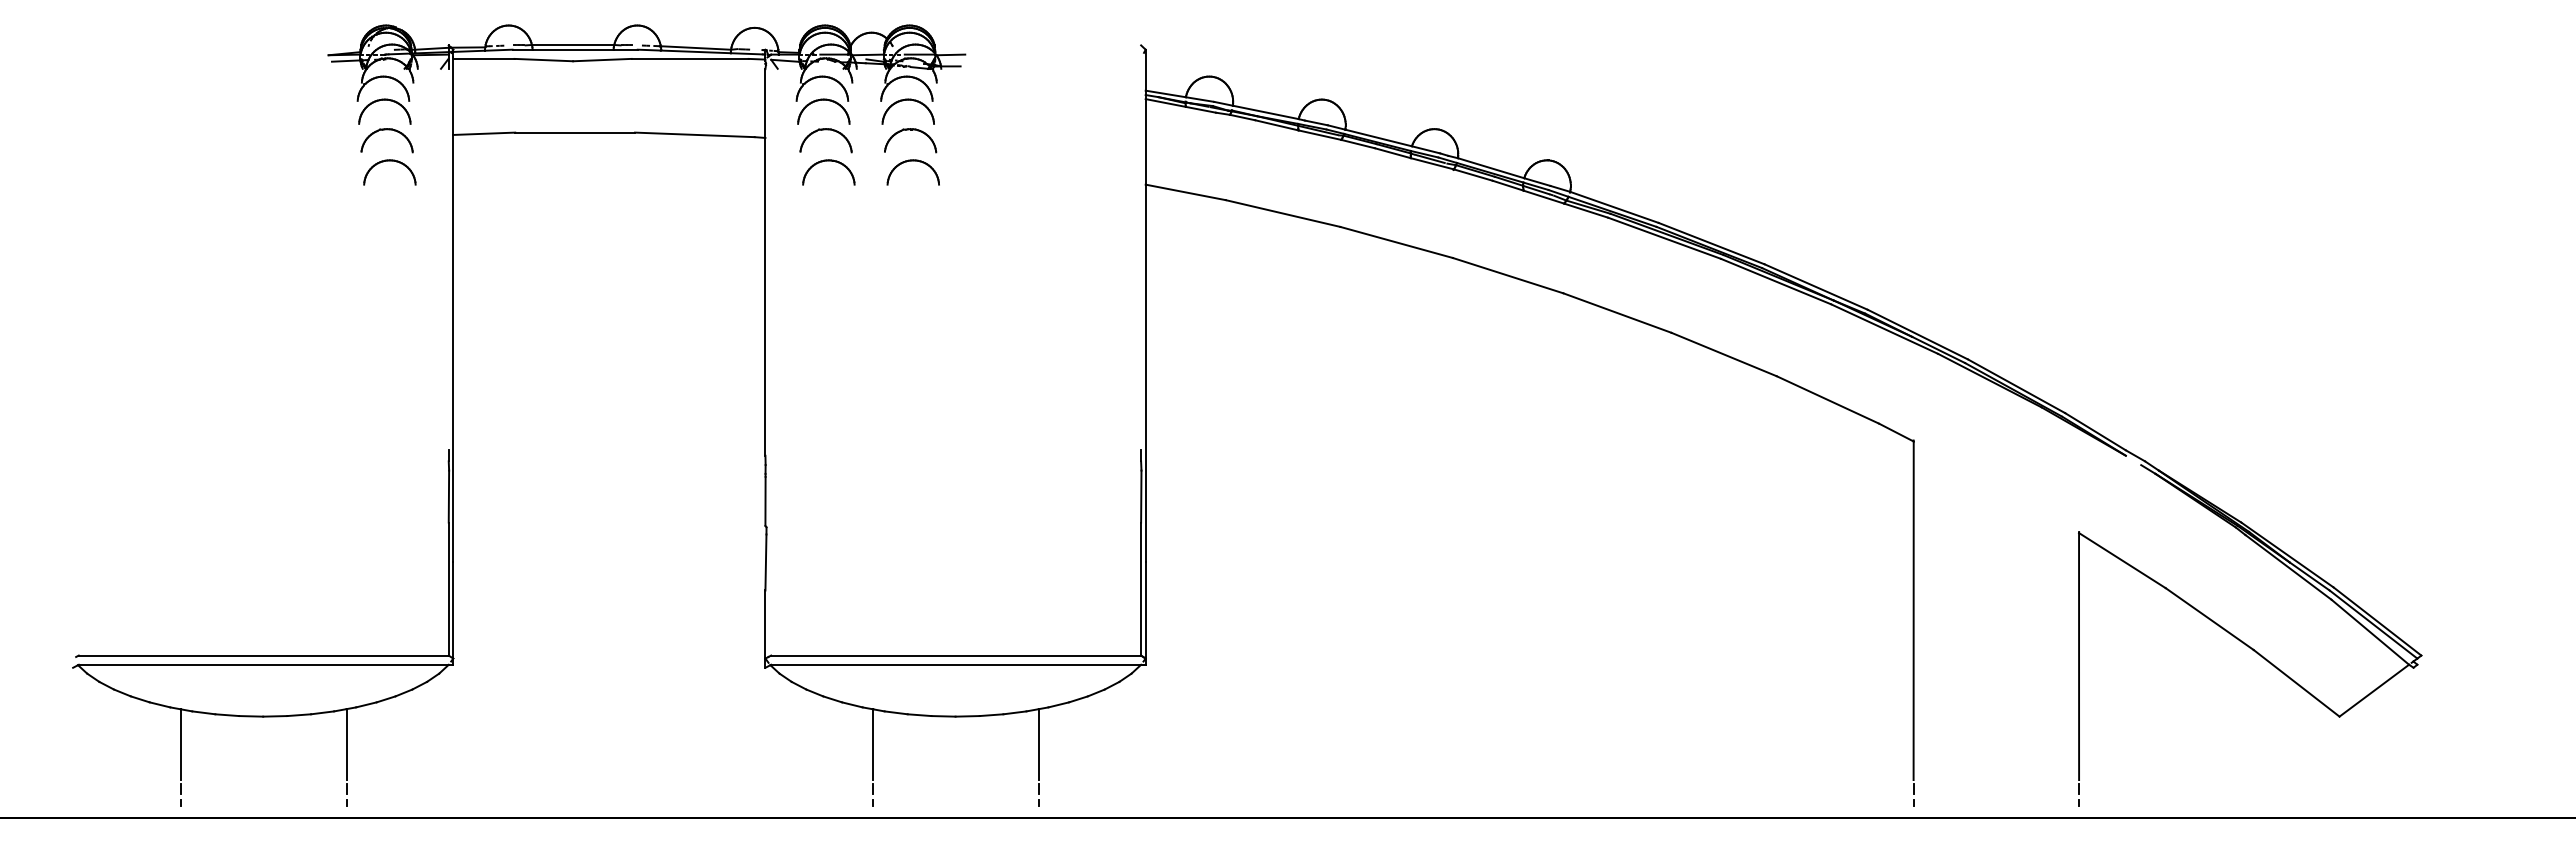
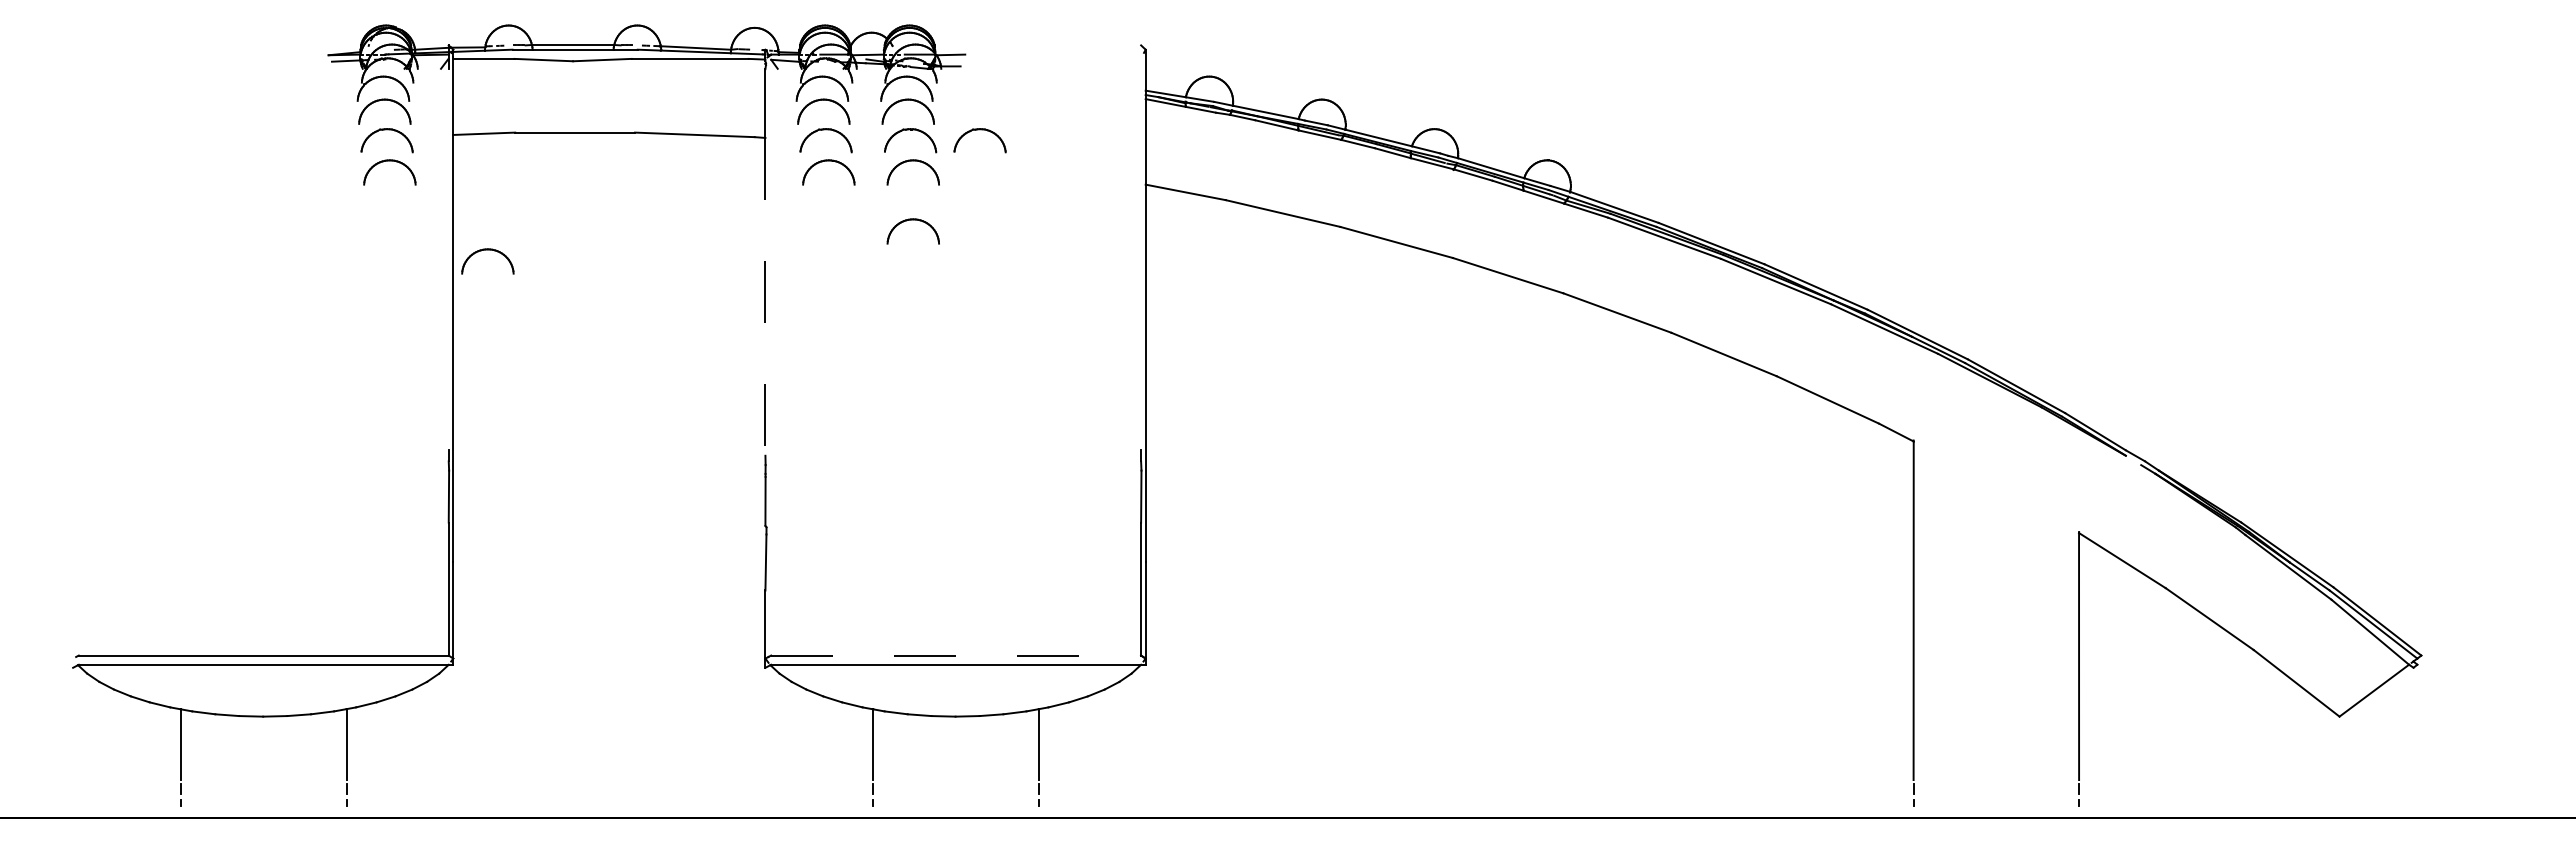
part: none -> present (979, 130)
part: none -> present (912, 220)
part: none -> present (487, 250)
line: solid -> dashed (765, 296)
line: solid -> dashed (956, 655)
